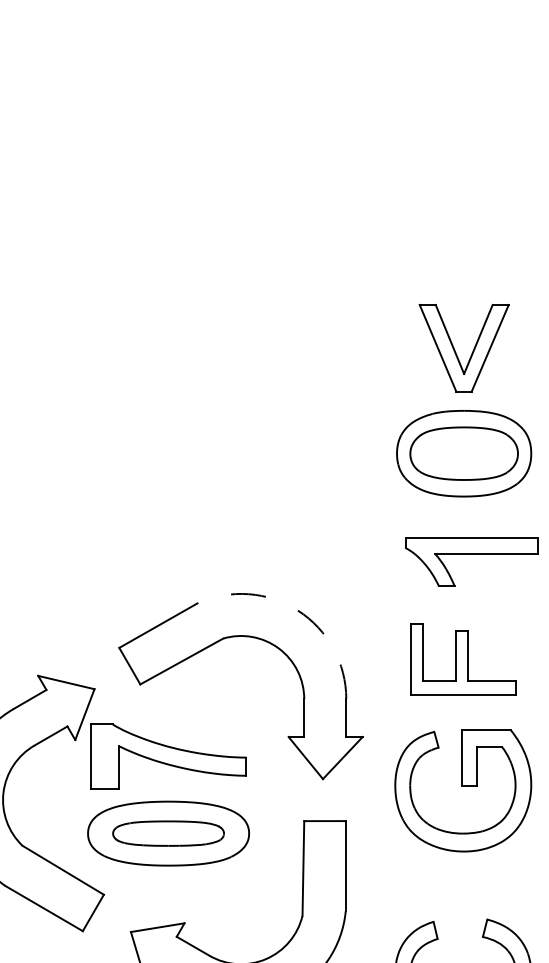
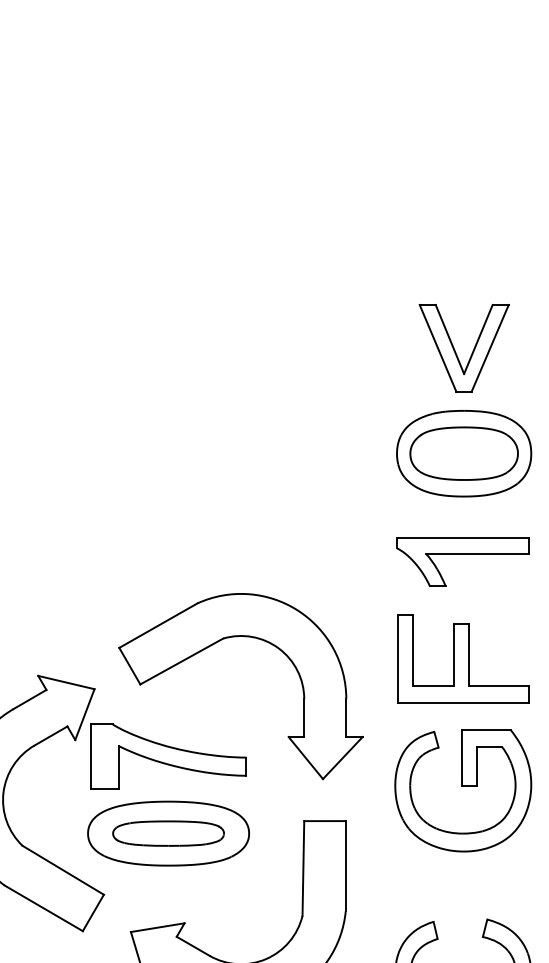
part position: (471, 554) -> (462, 554) (462, 554)
arc: dashed -> solid (298, 610)
part size: 107x73 px -> 133x90 px (463, 658)
